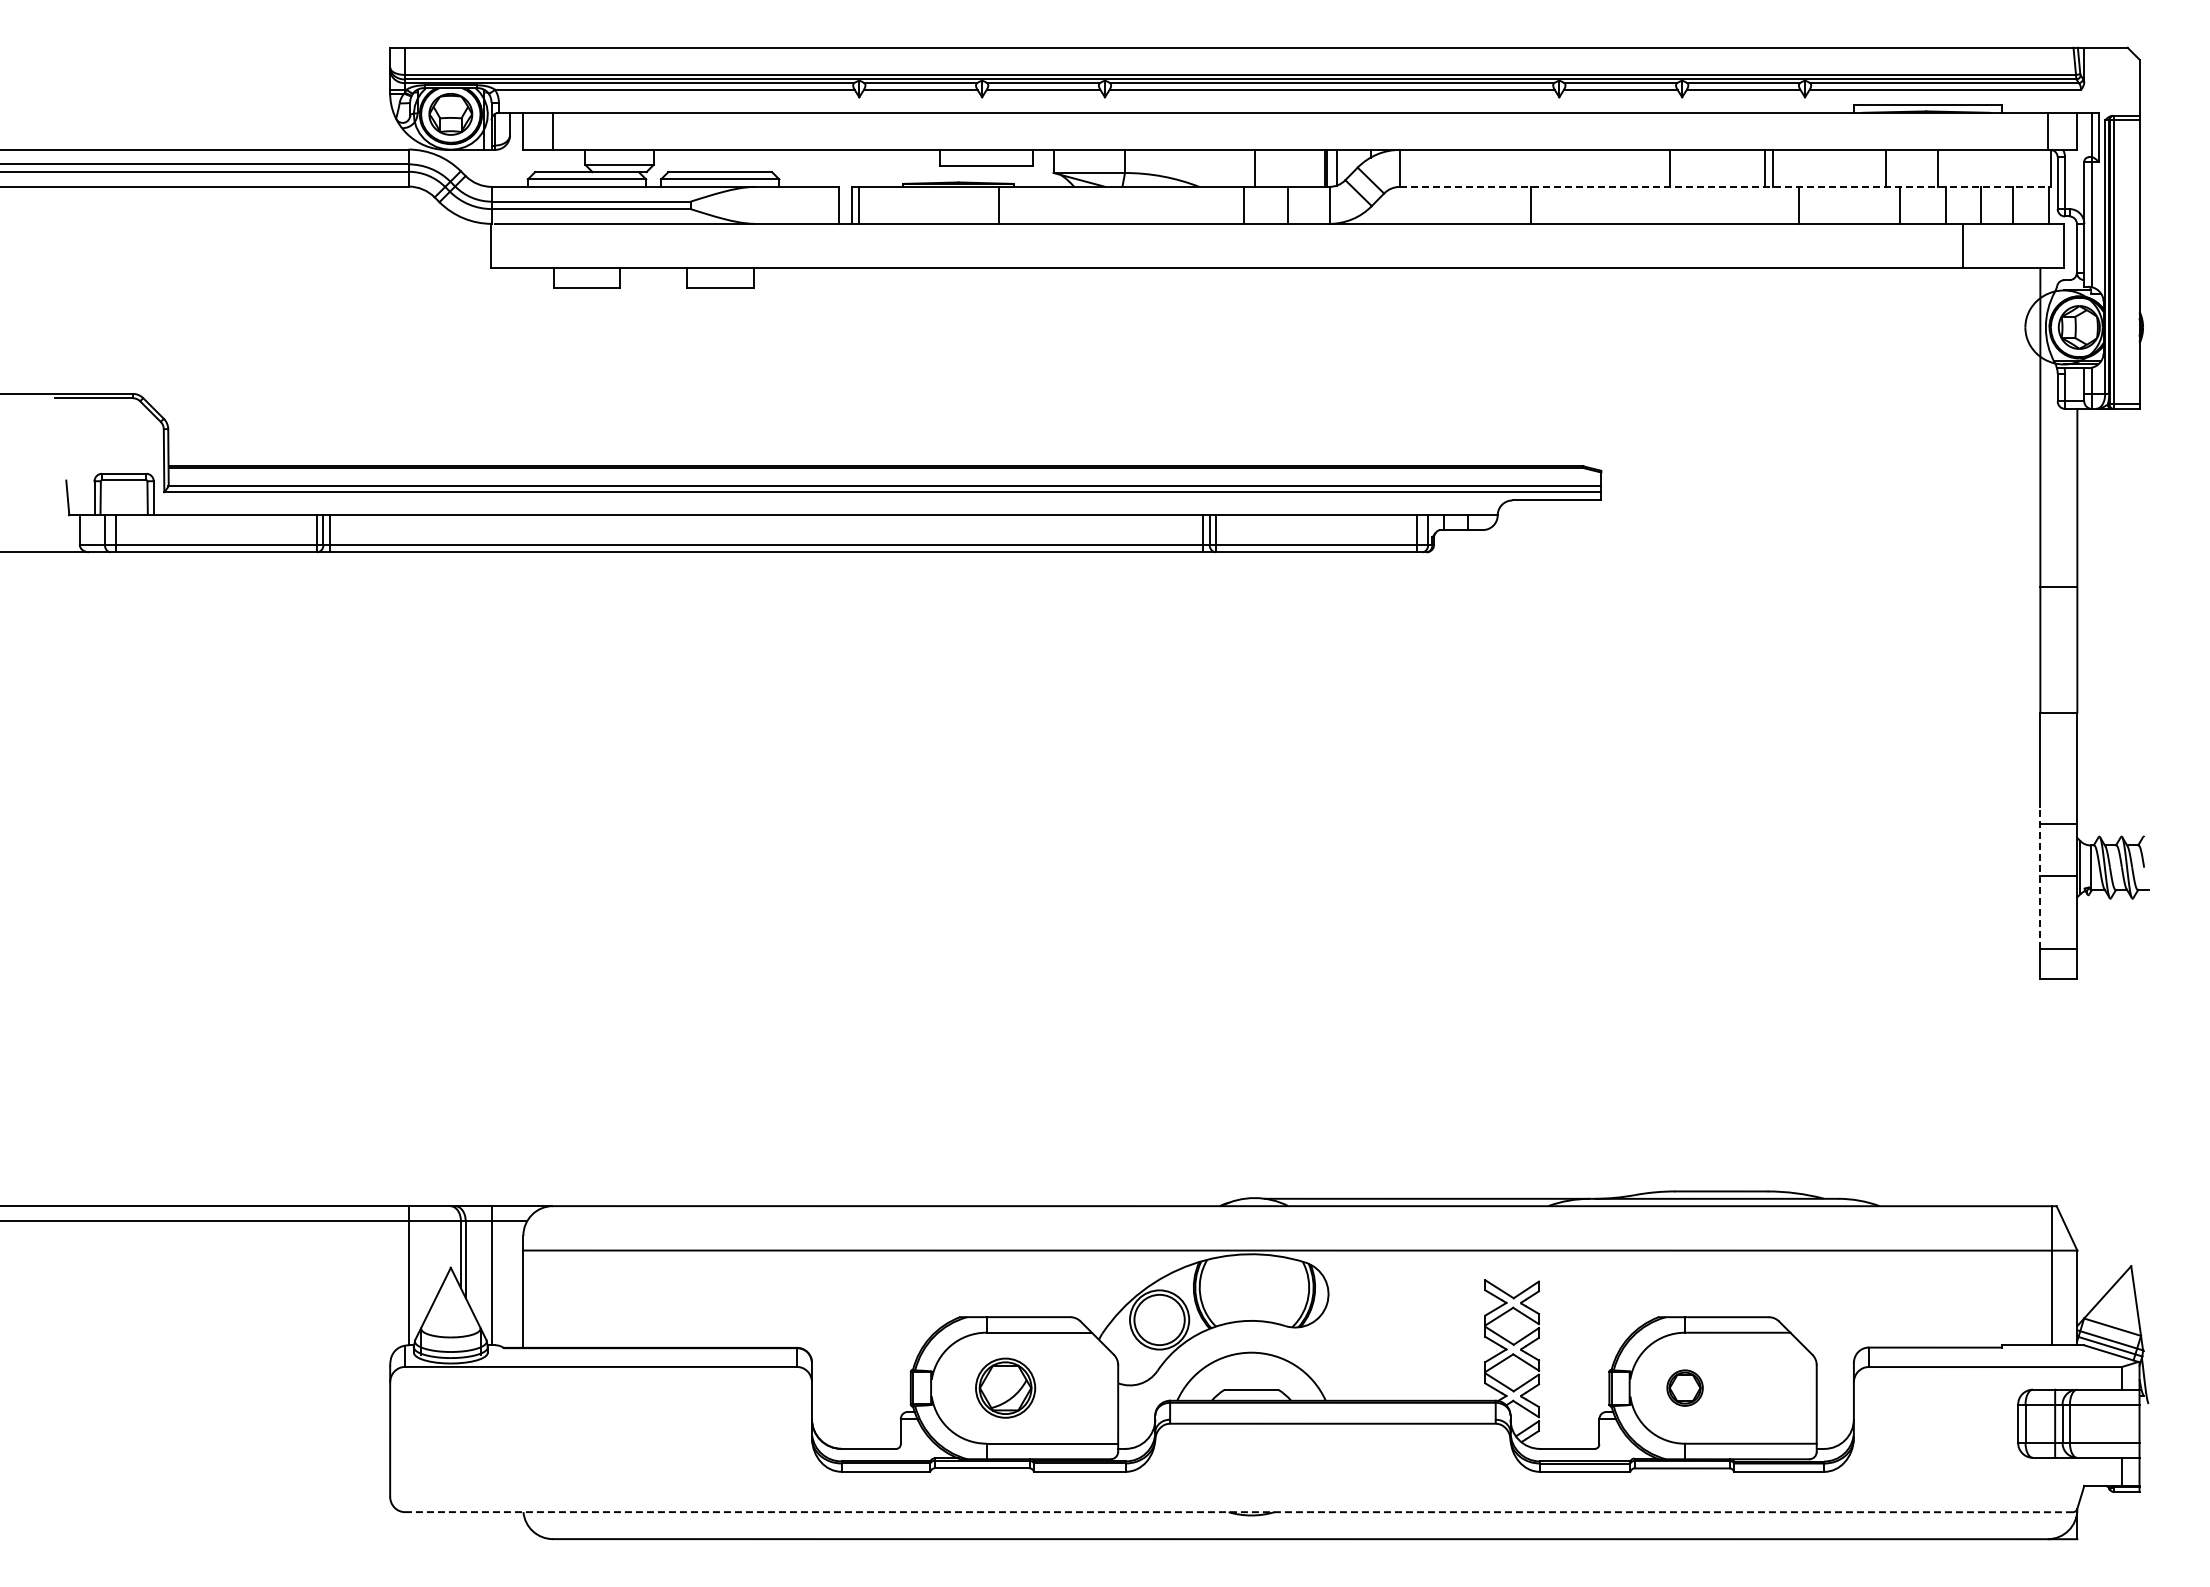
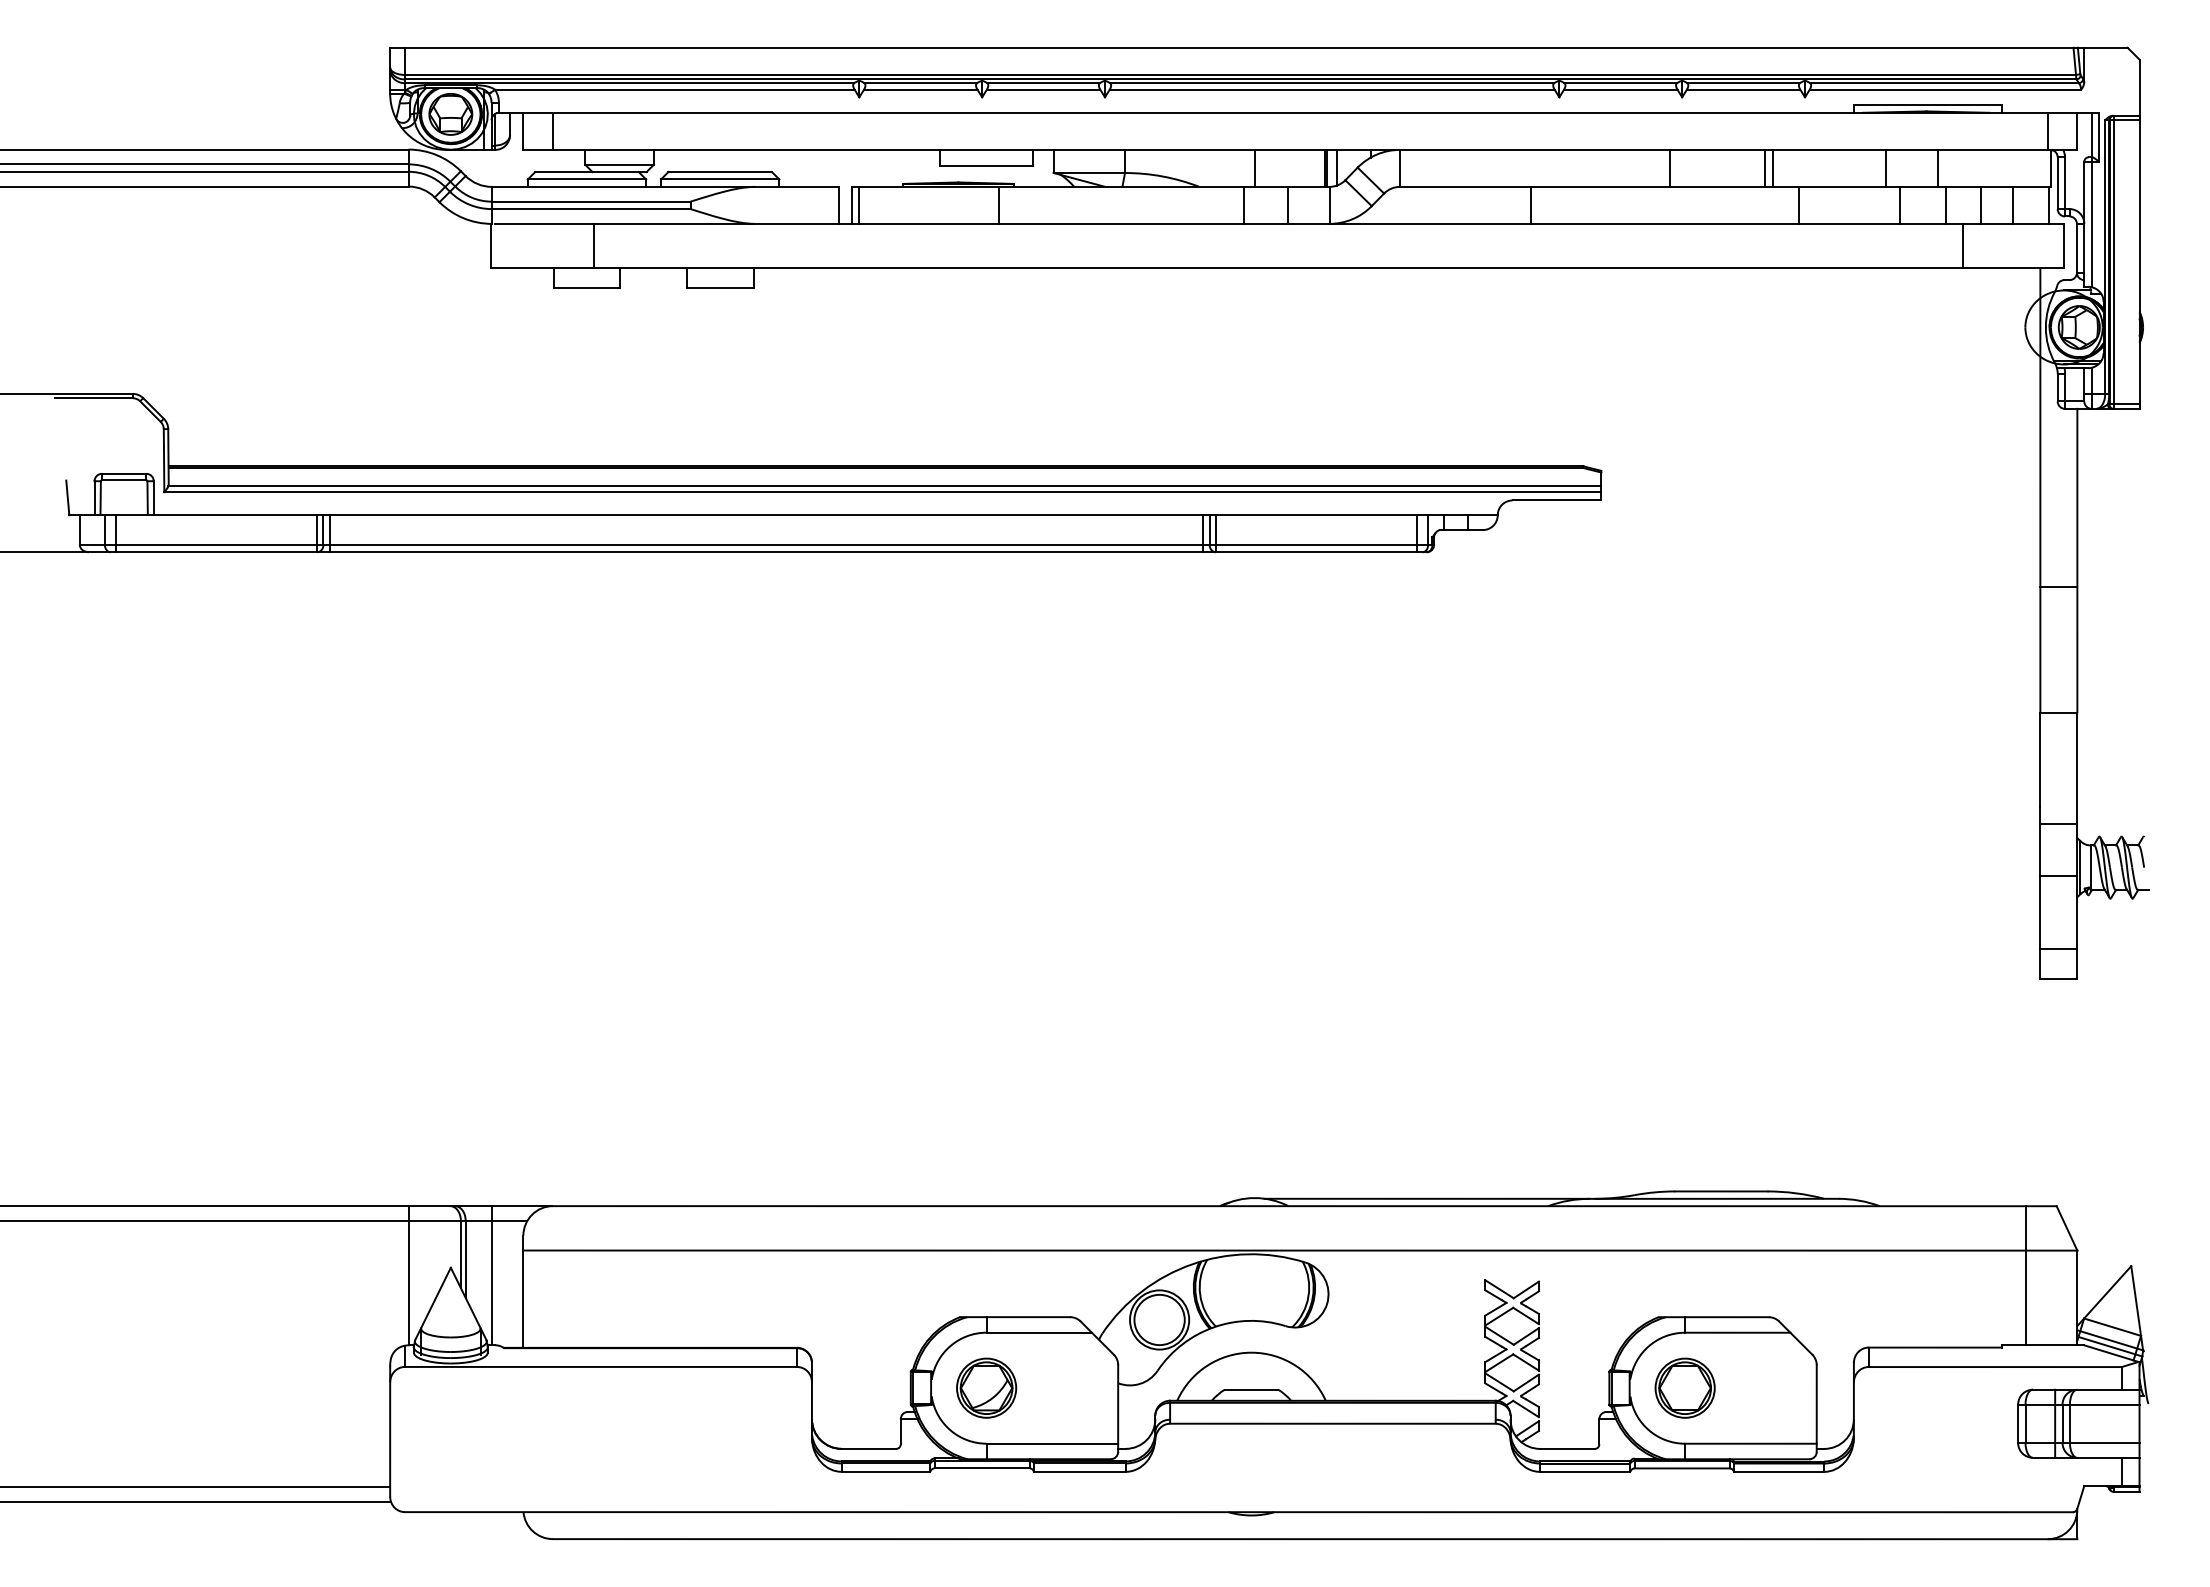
line: dashed -> solid (1725, 186)
line: none -> present (594, 245)
line: dashed -> solid (2040, 878)
line position: (2051, 1275) -> (2025, 1275) (2025, 1275)
part position: (1005, 1387) -> (986, 1387) (986, 1387)
part size: 38x38 px -> 62x62 px (1684, 1387)
line: none -> present (196, 1487)
line: none -> present (196, 1502)
line: dashed -> solid (1238, 1512)
